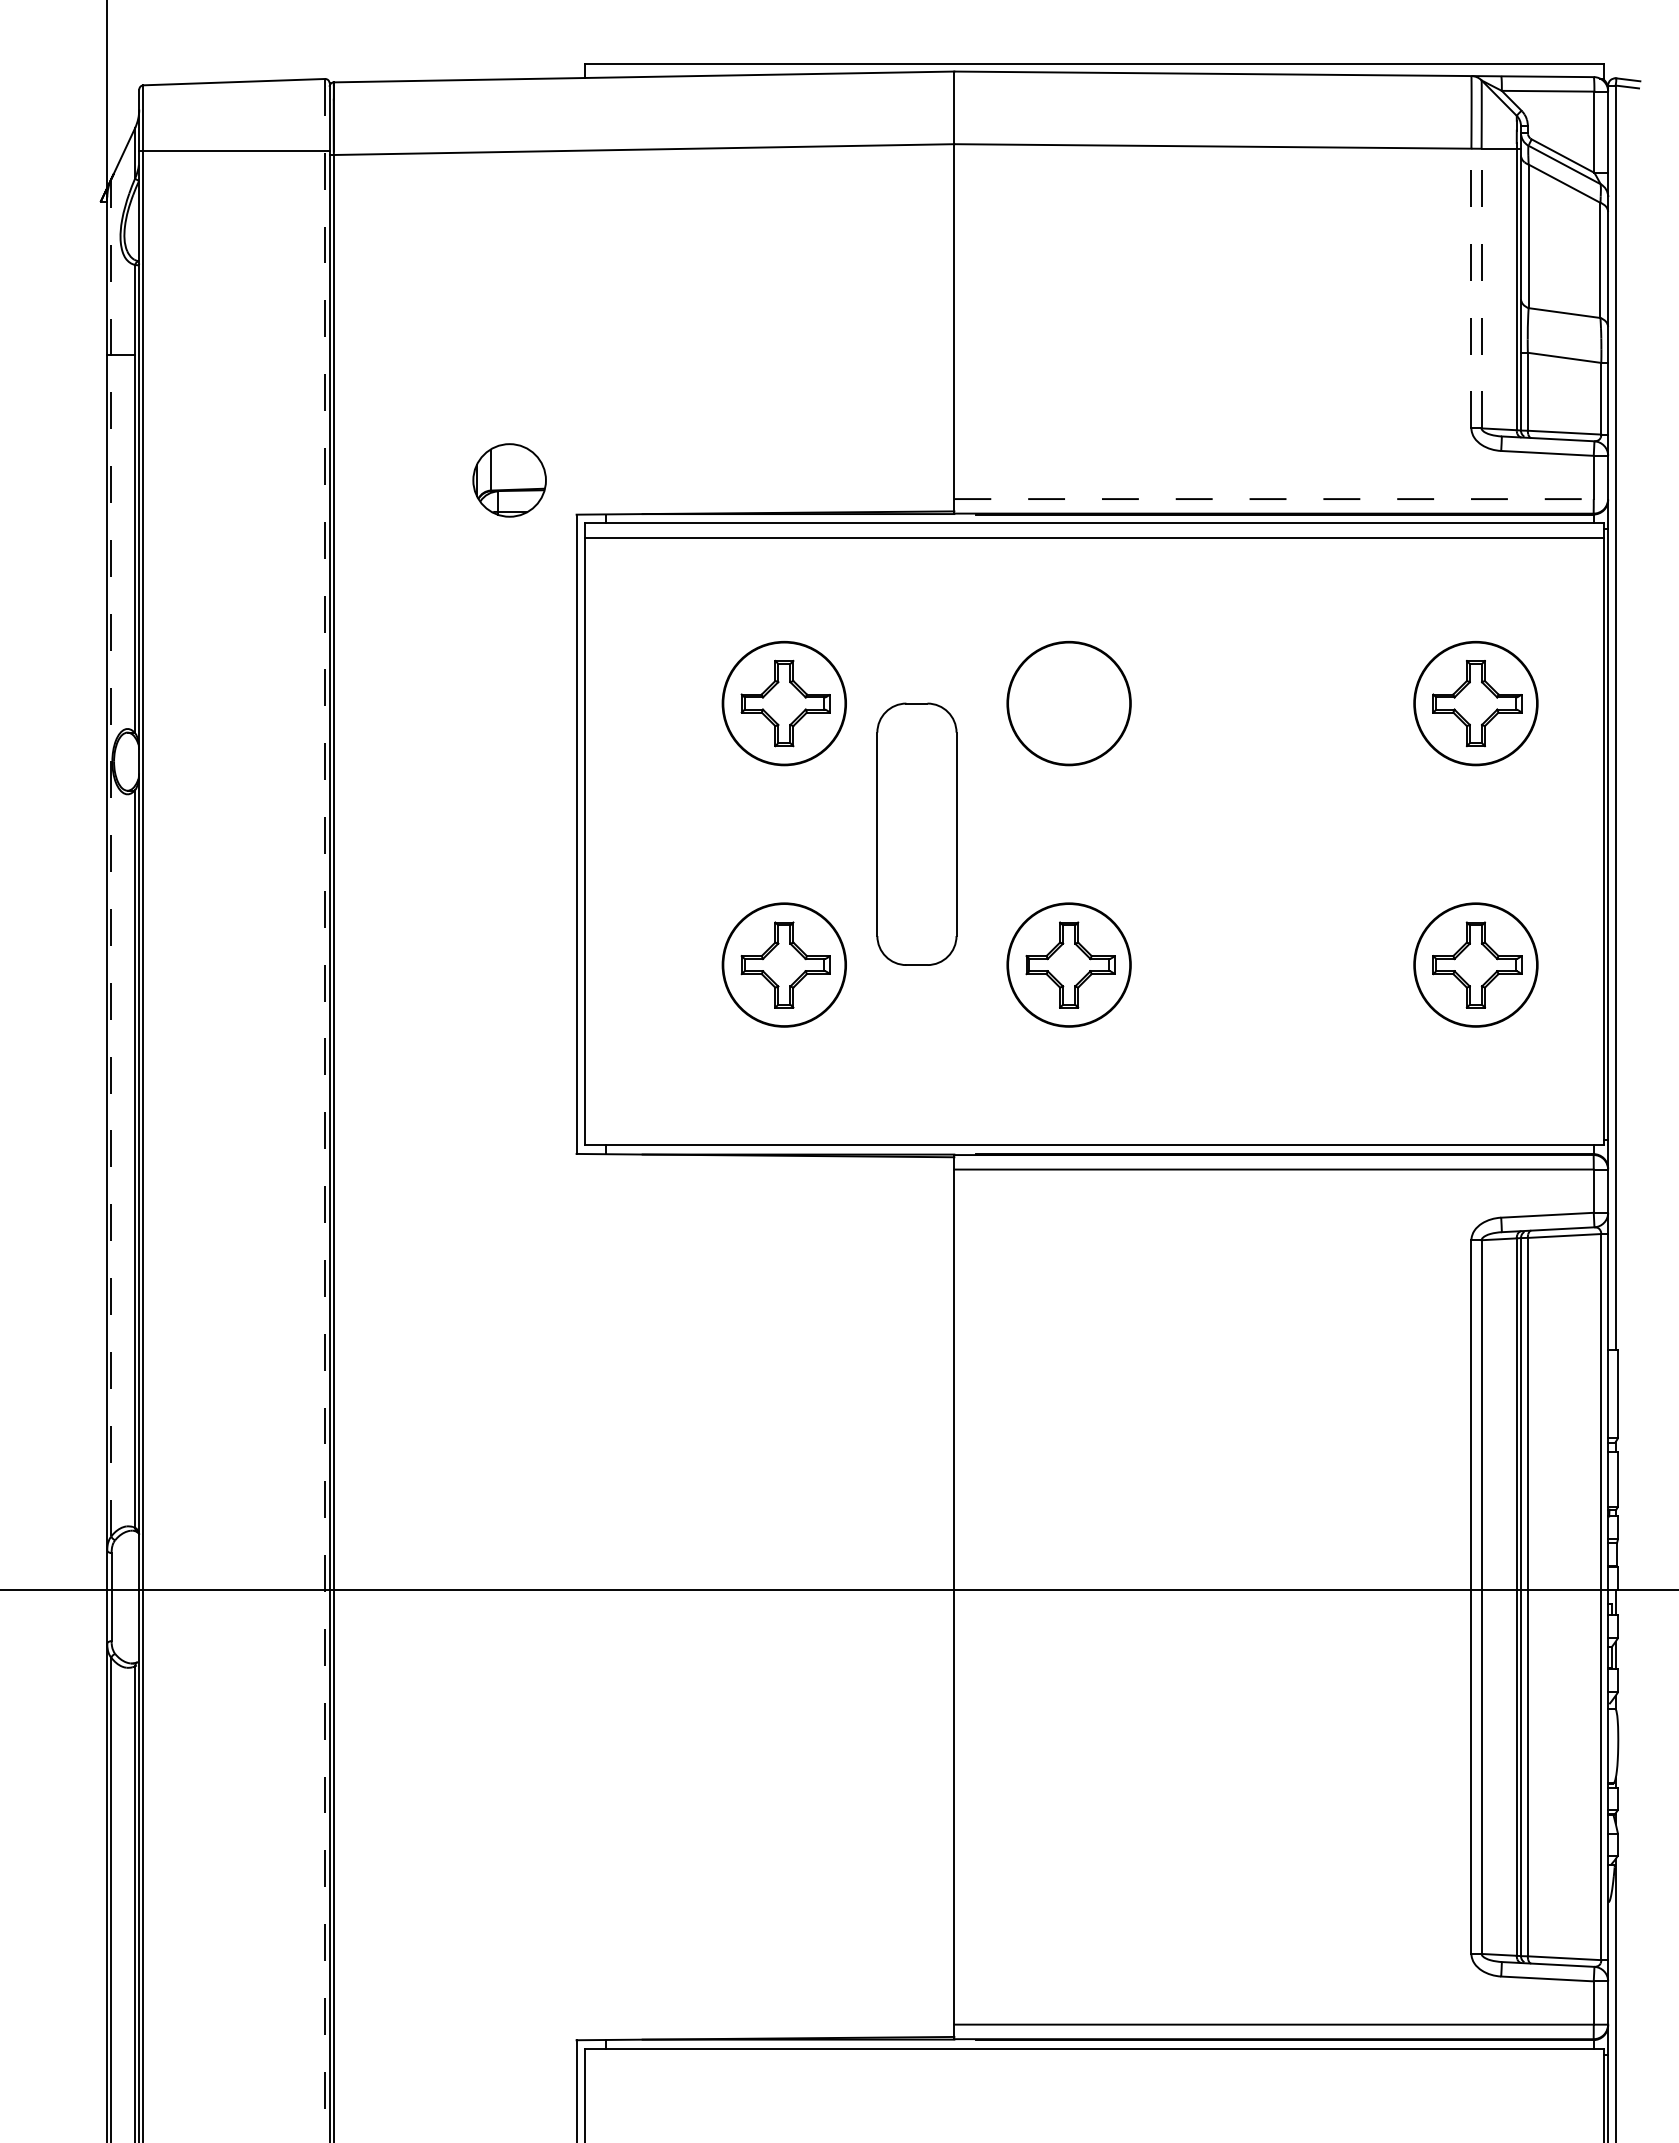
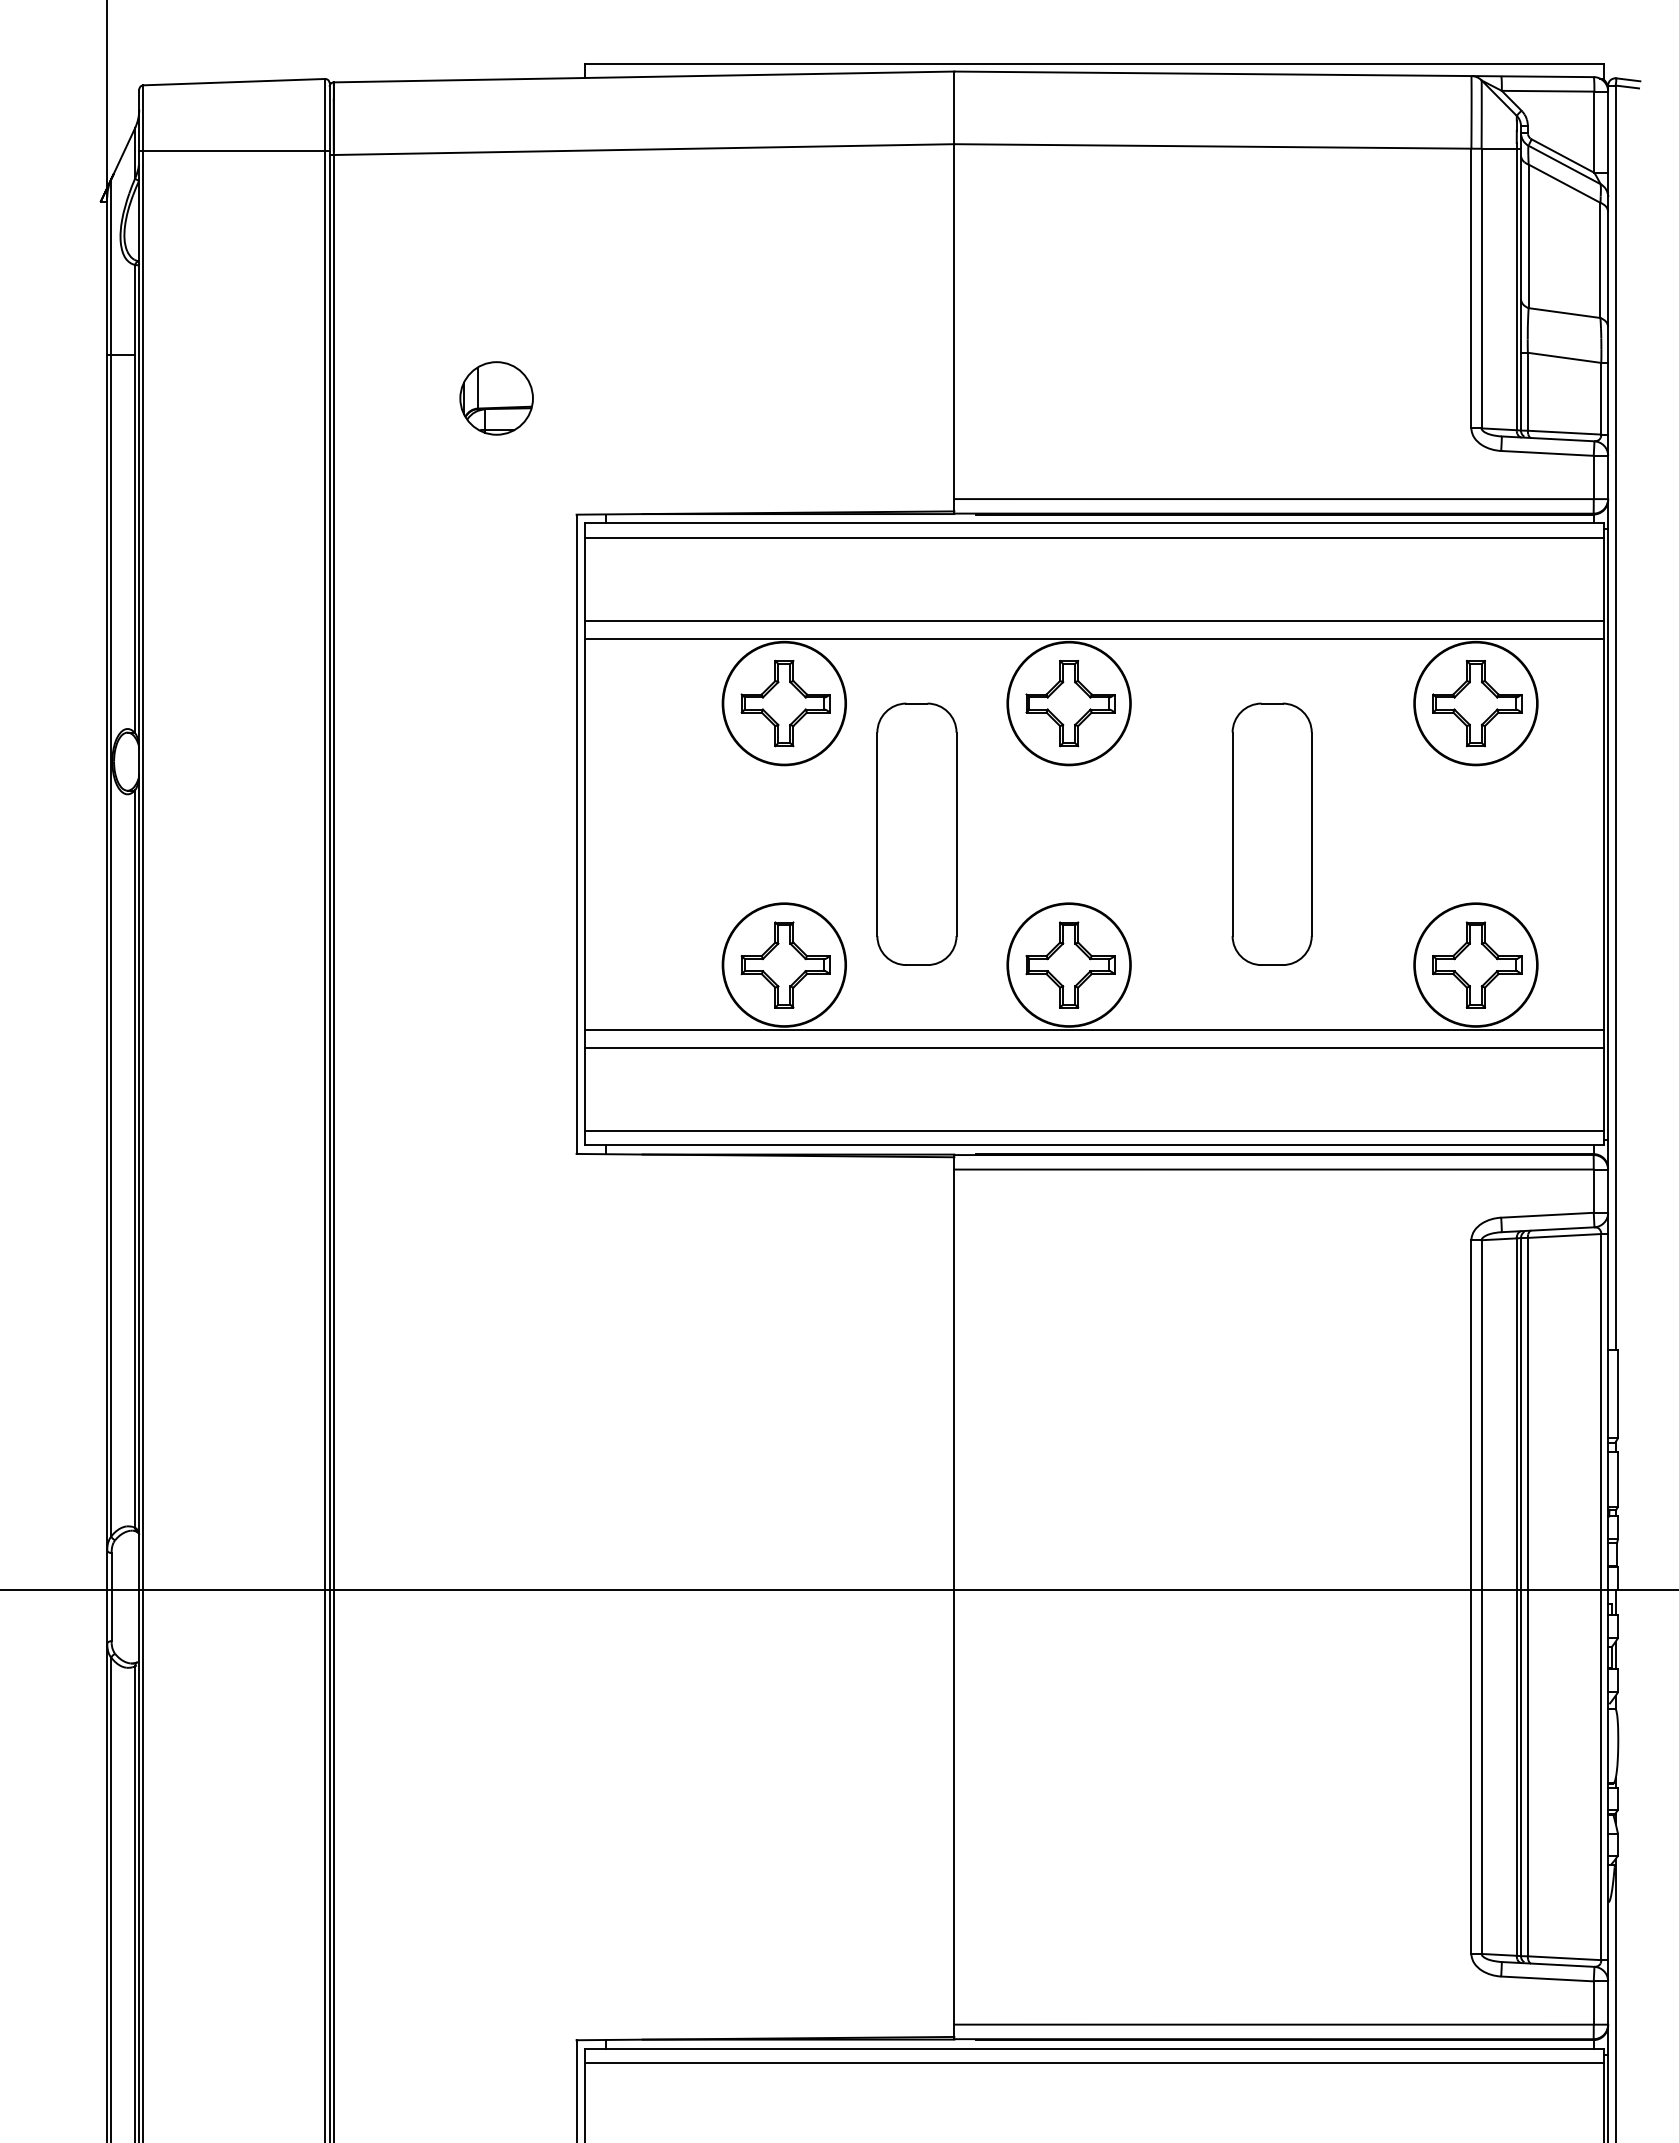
line: dashed -> solid (1471, 288)
line: dashed -> solid (1481, 288)
part position: (509, 480) -> (496, 398) (496, 398)
line: dashed -> solid (1281, 499)
line: none -> present (1094, 620)
line: none -> present (1094, 638)
part: none -> present (1070, 703)
part: none -> present (1271, 833)
line: dashed -> solid (111, 857)
line: none -> present (1094, 1029)
line: none -> present (1094, 1047)
line: dashed -> solid (325, 1110)
line: none -> present (1094, 1130)
line: none -> present (1094, 2063)
